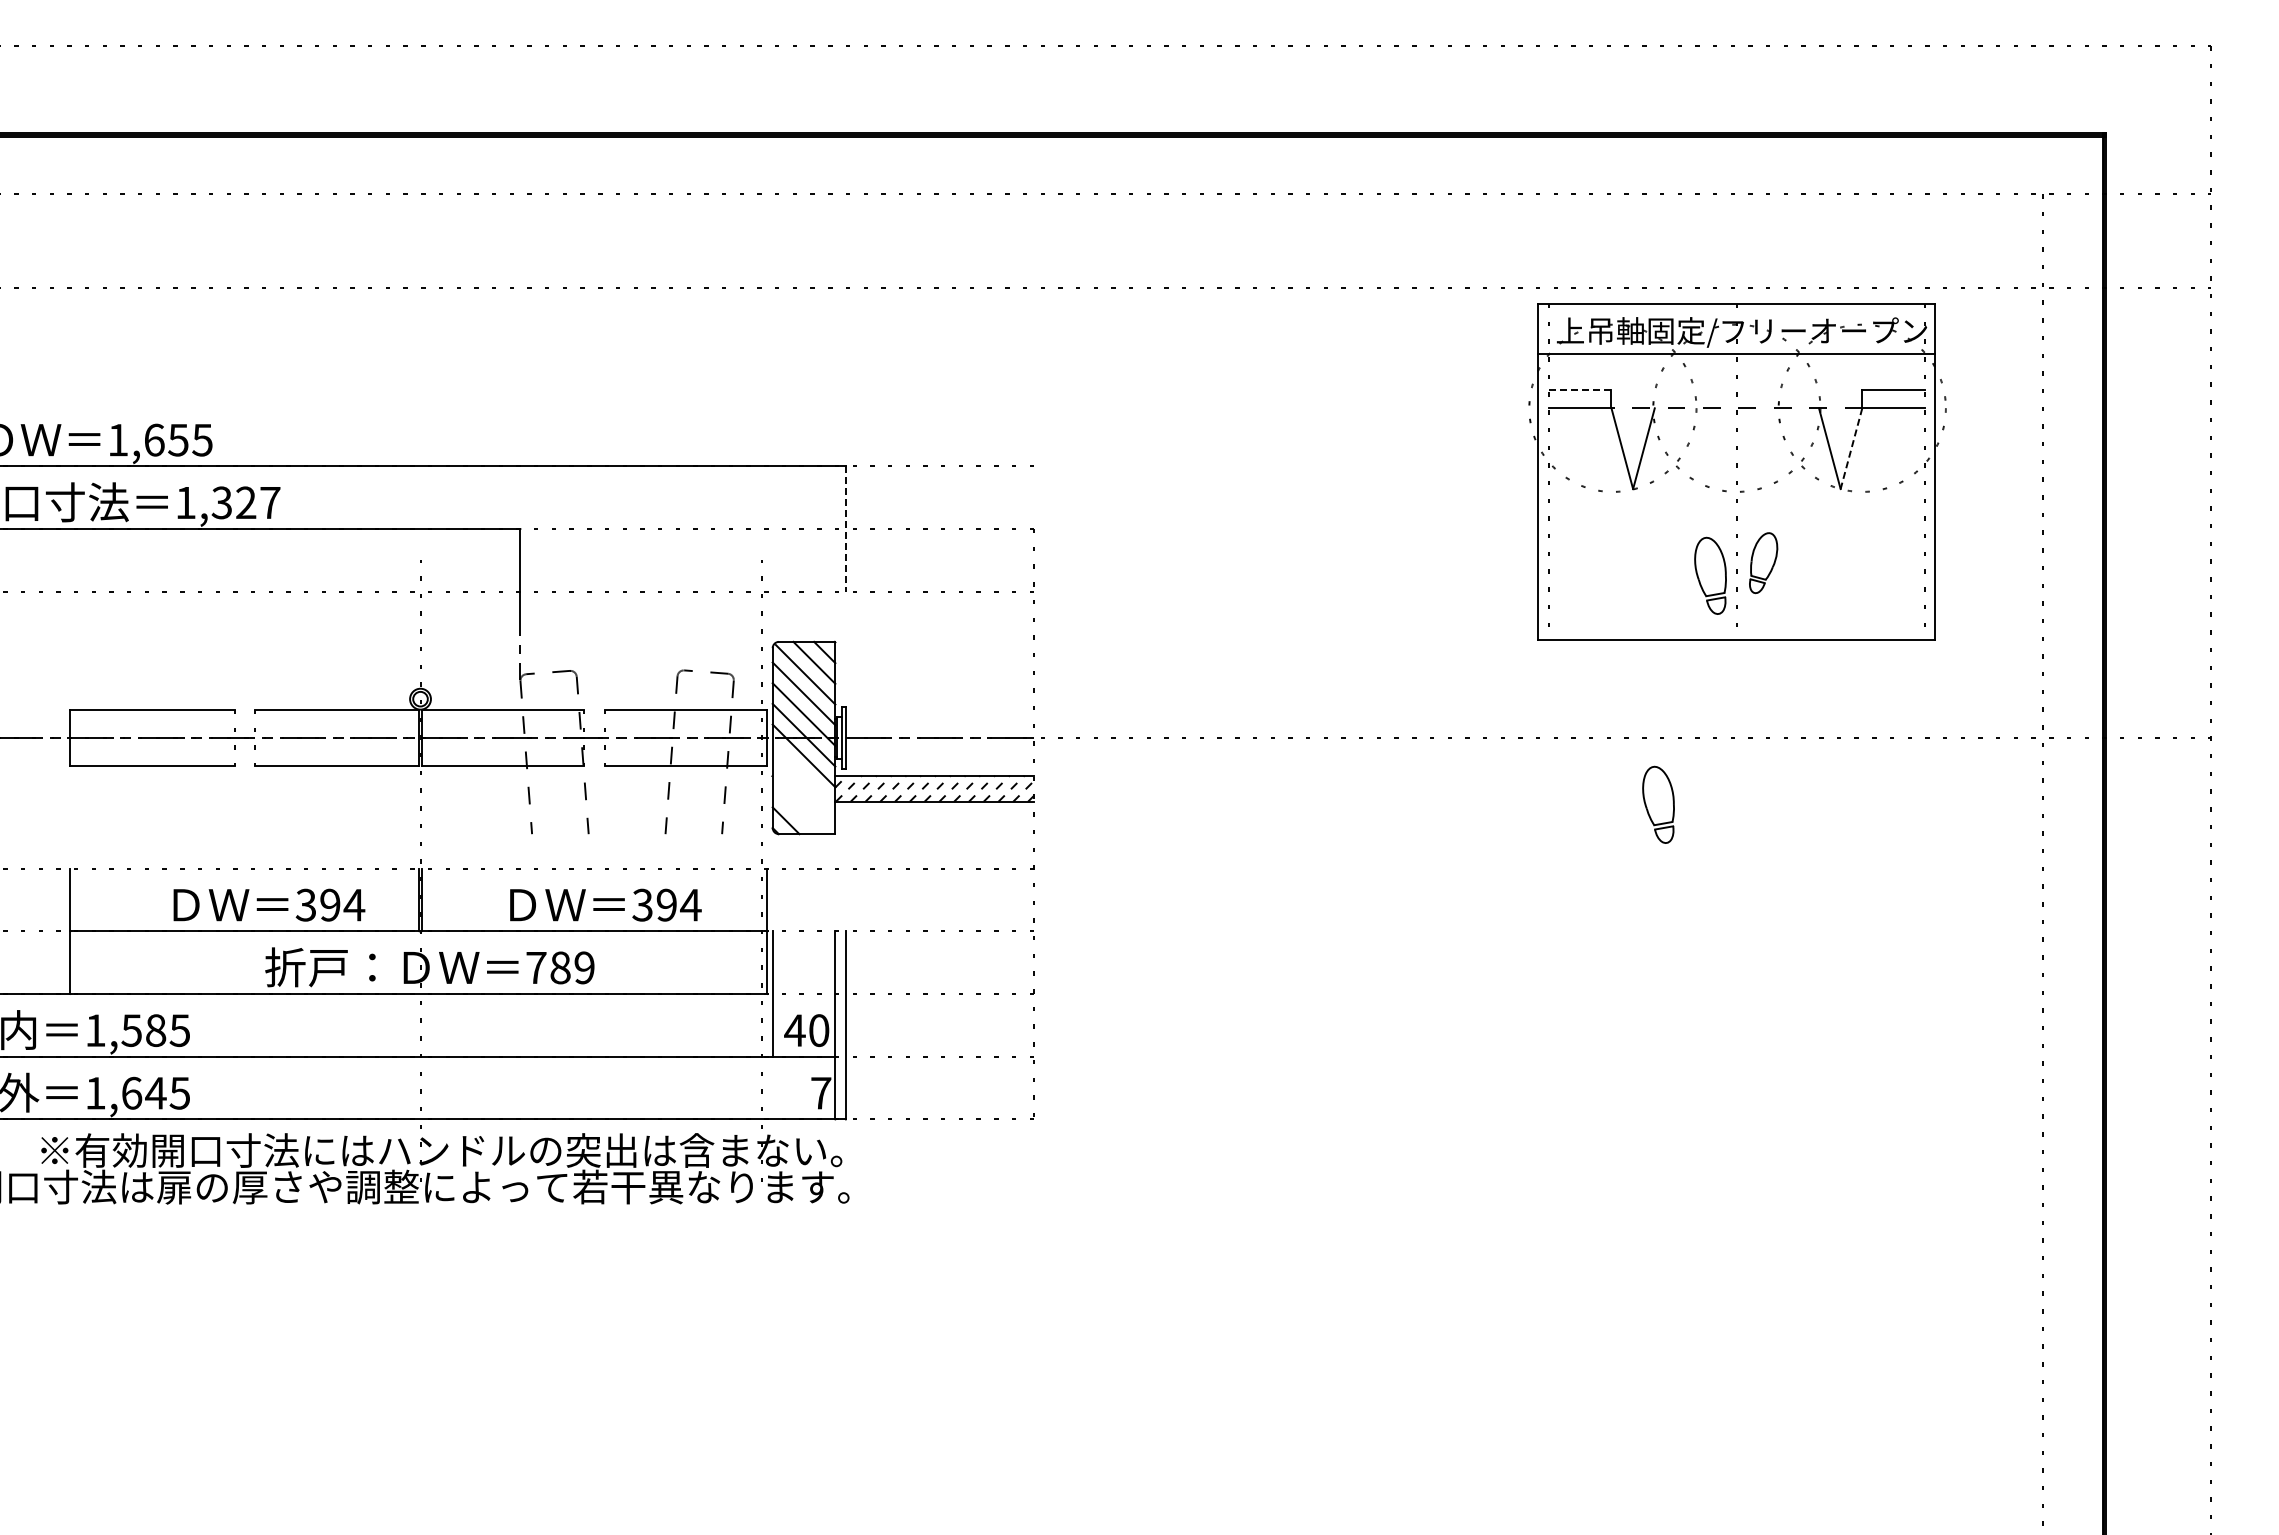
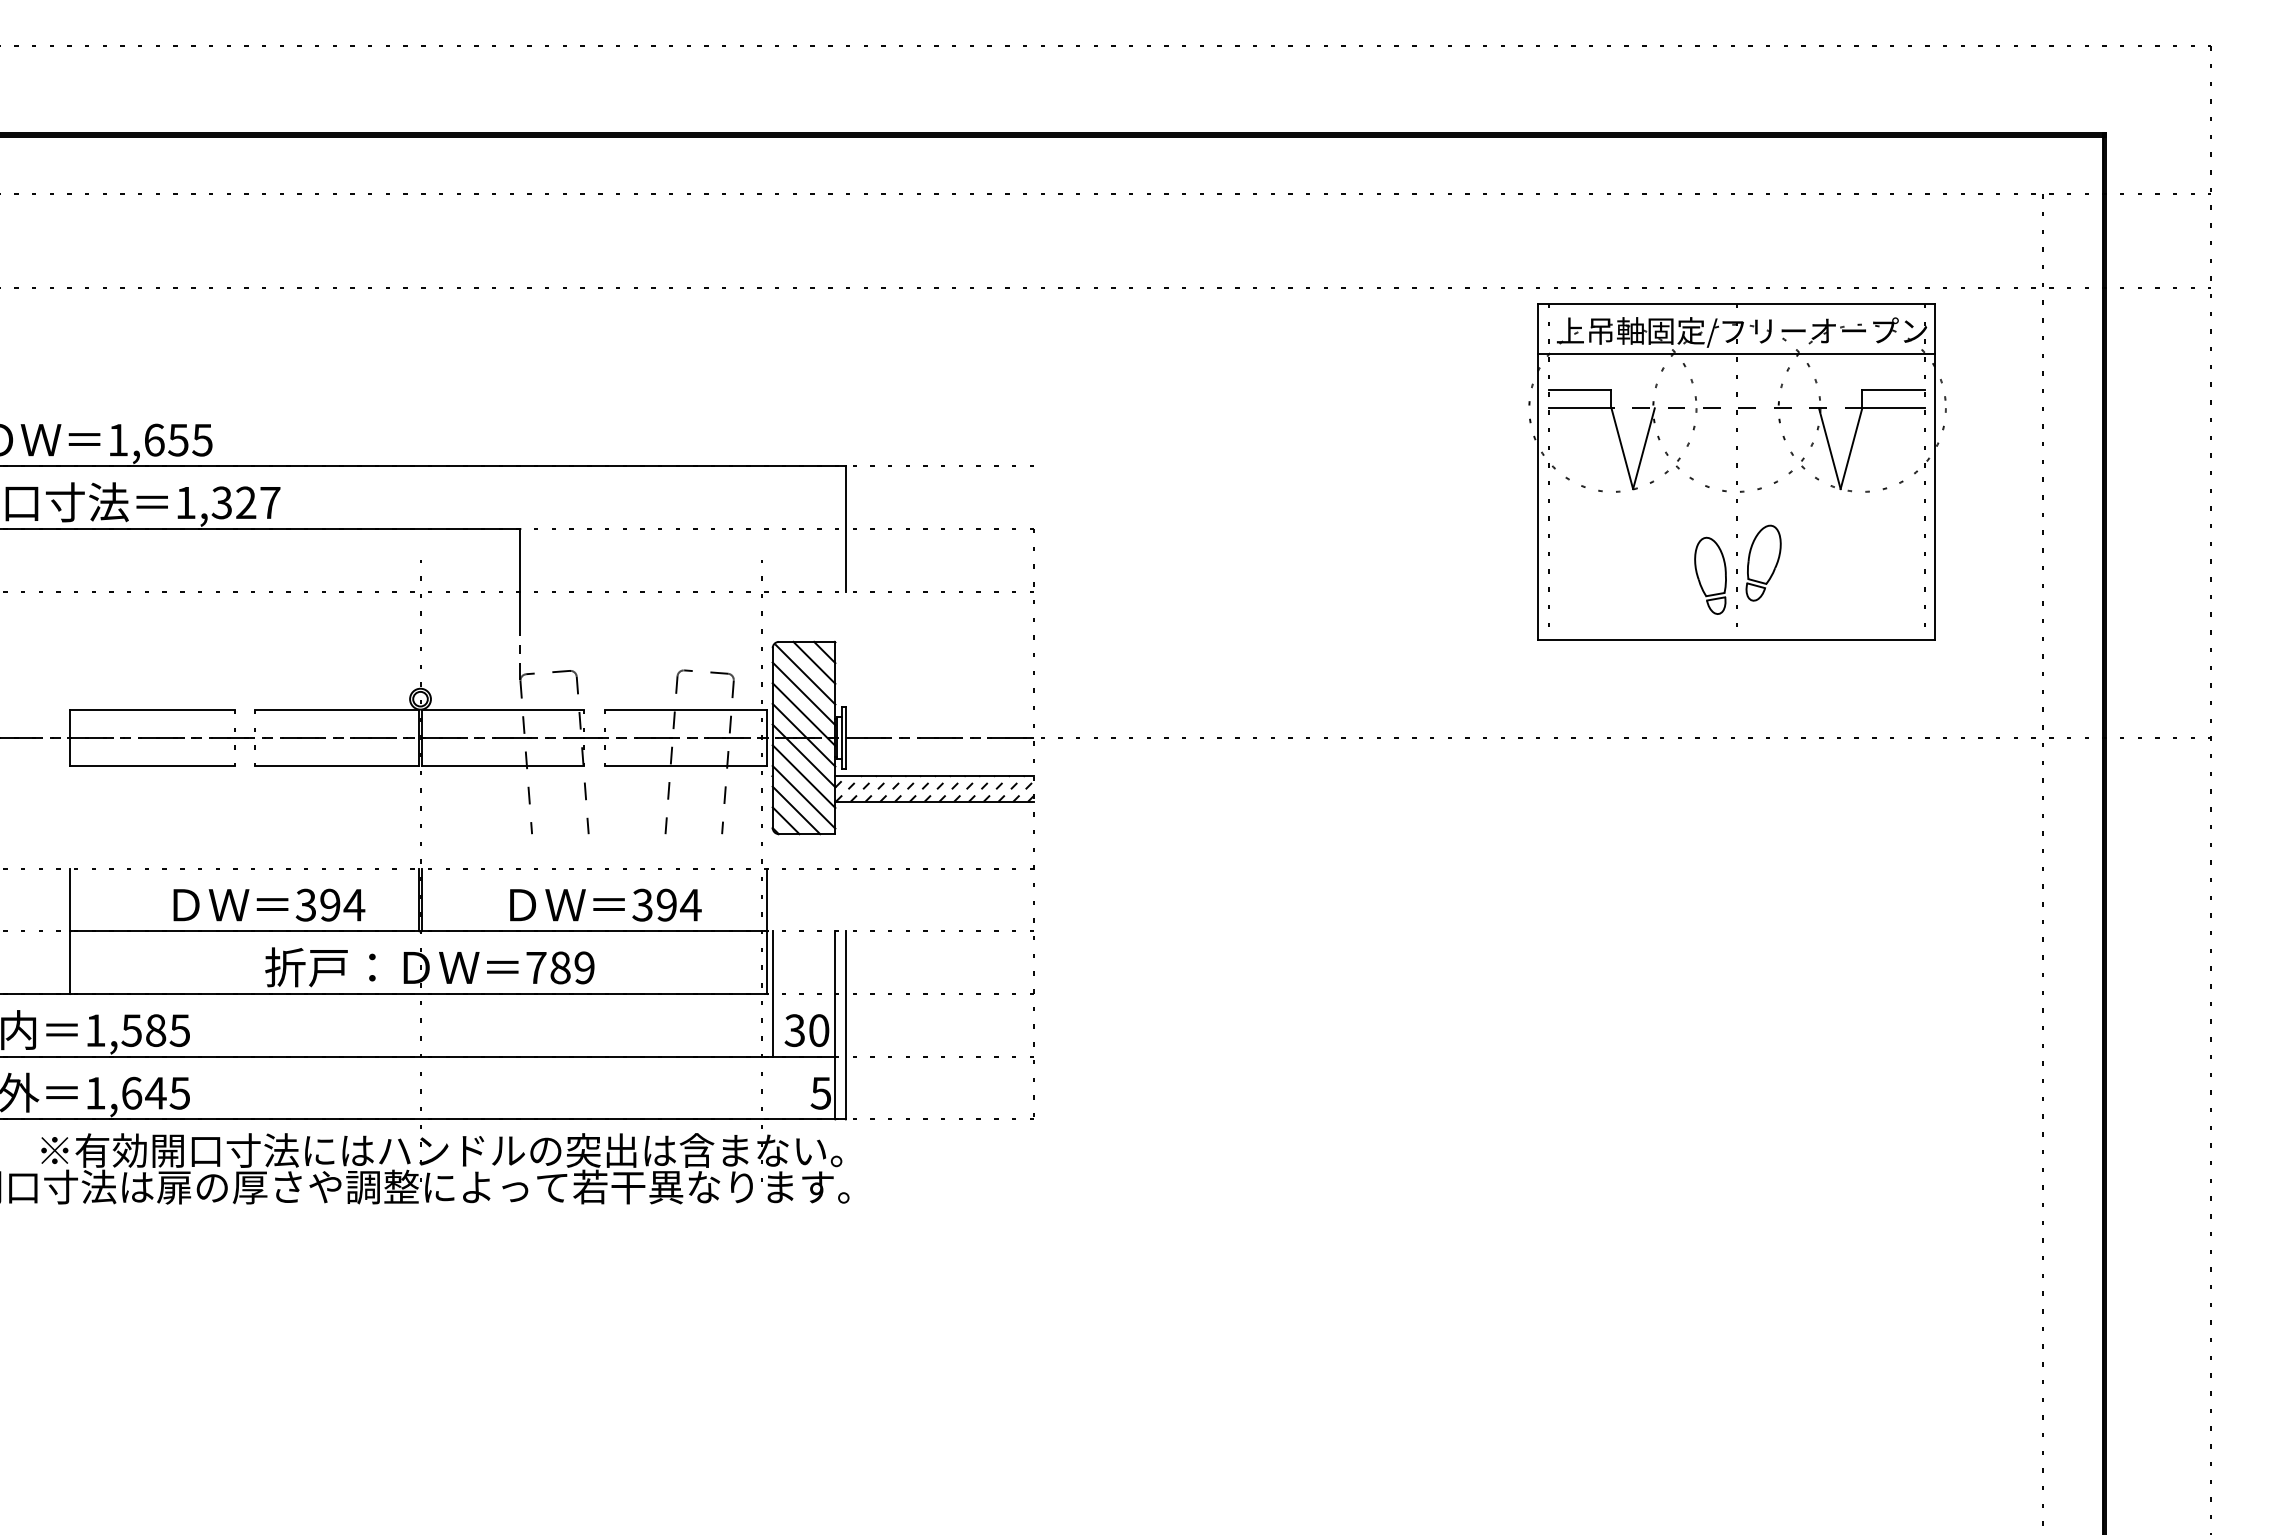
line: dashed -> solid (1579, 389)
line: dashed -> solid (1851, 448)
line: dashed -> solid (845, 529)
part size: 30x63 px -> 37x78 px (1763, 562)
line: none -> present (803, 776)
line: none -> present (803, 796)
part: present -> none (1658, 804)
line: none -> present (796, 810)
text: 40 -> 30 (794, 1030)
text: 7 -> 5 (820, 1093)
